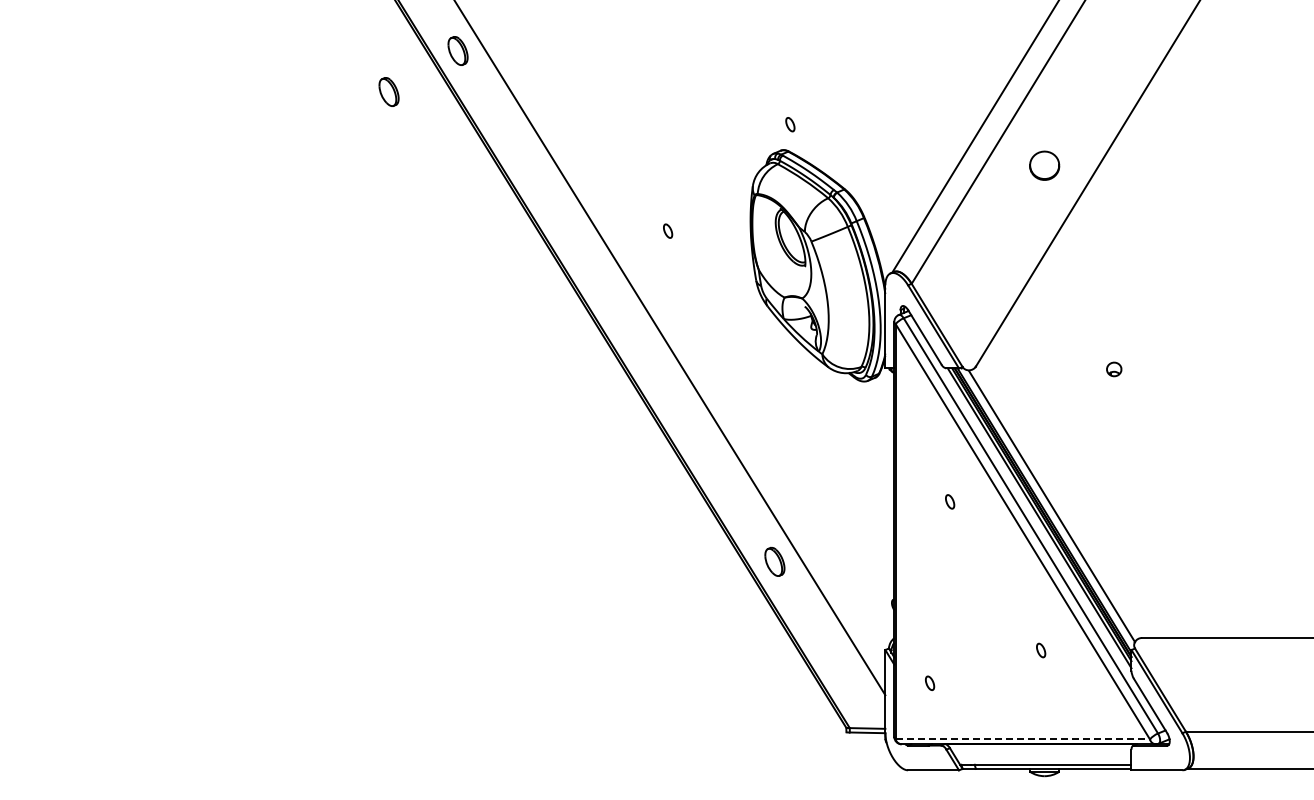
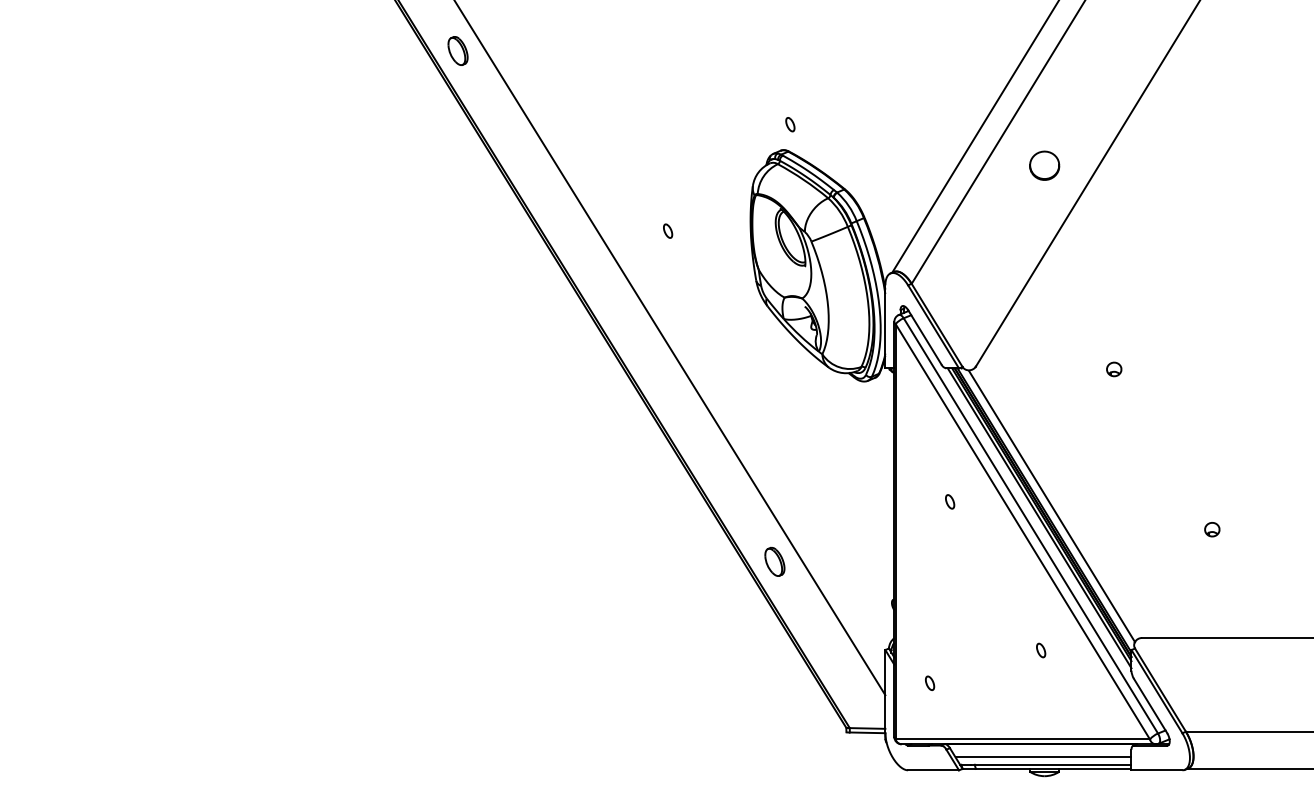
part: present -> none (388, 91)
part: none -> present (1212, 529)
line: dashed -> solid (1023, 739)
line: none -> present (1043, 757)
